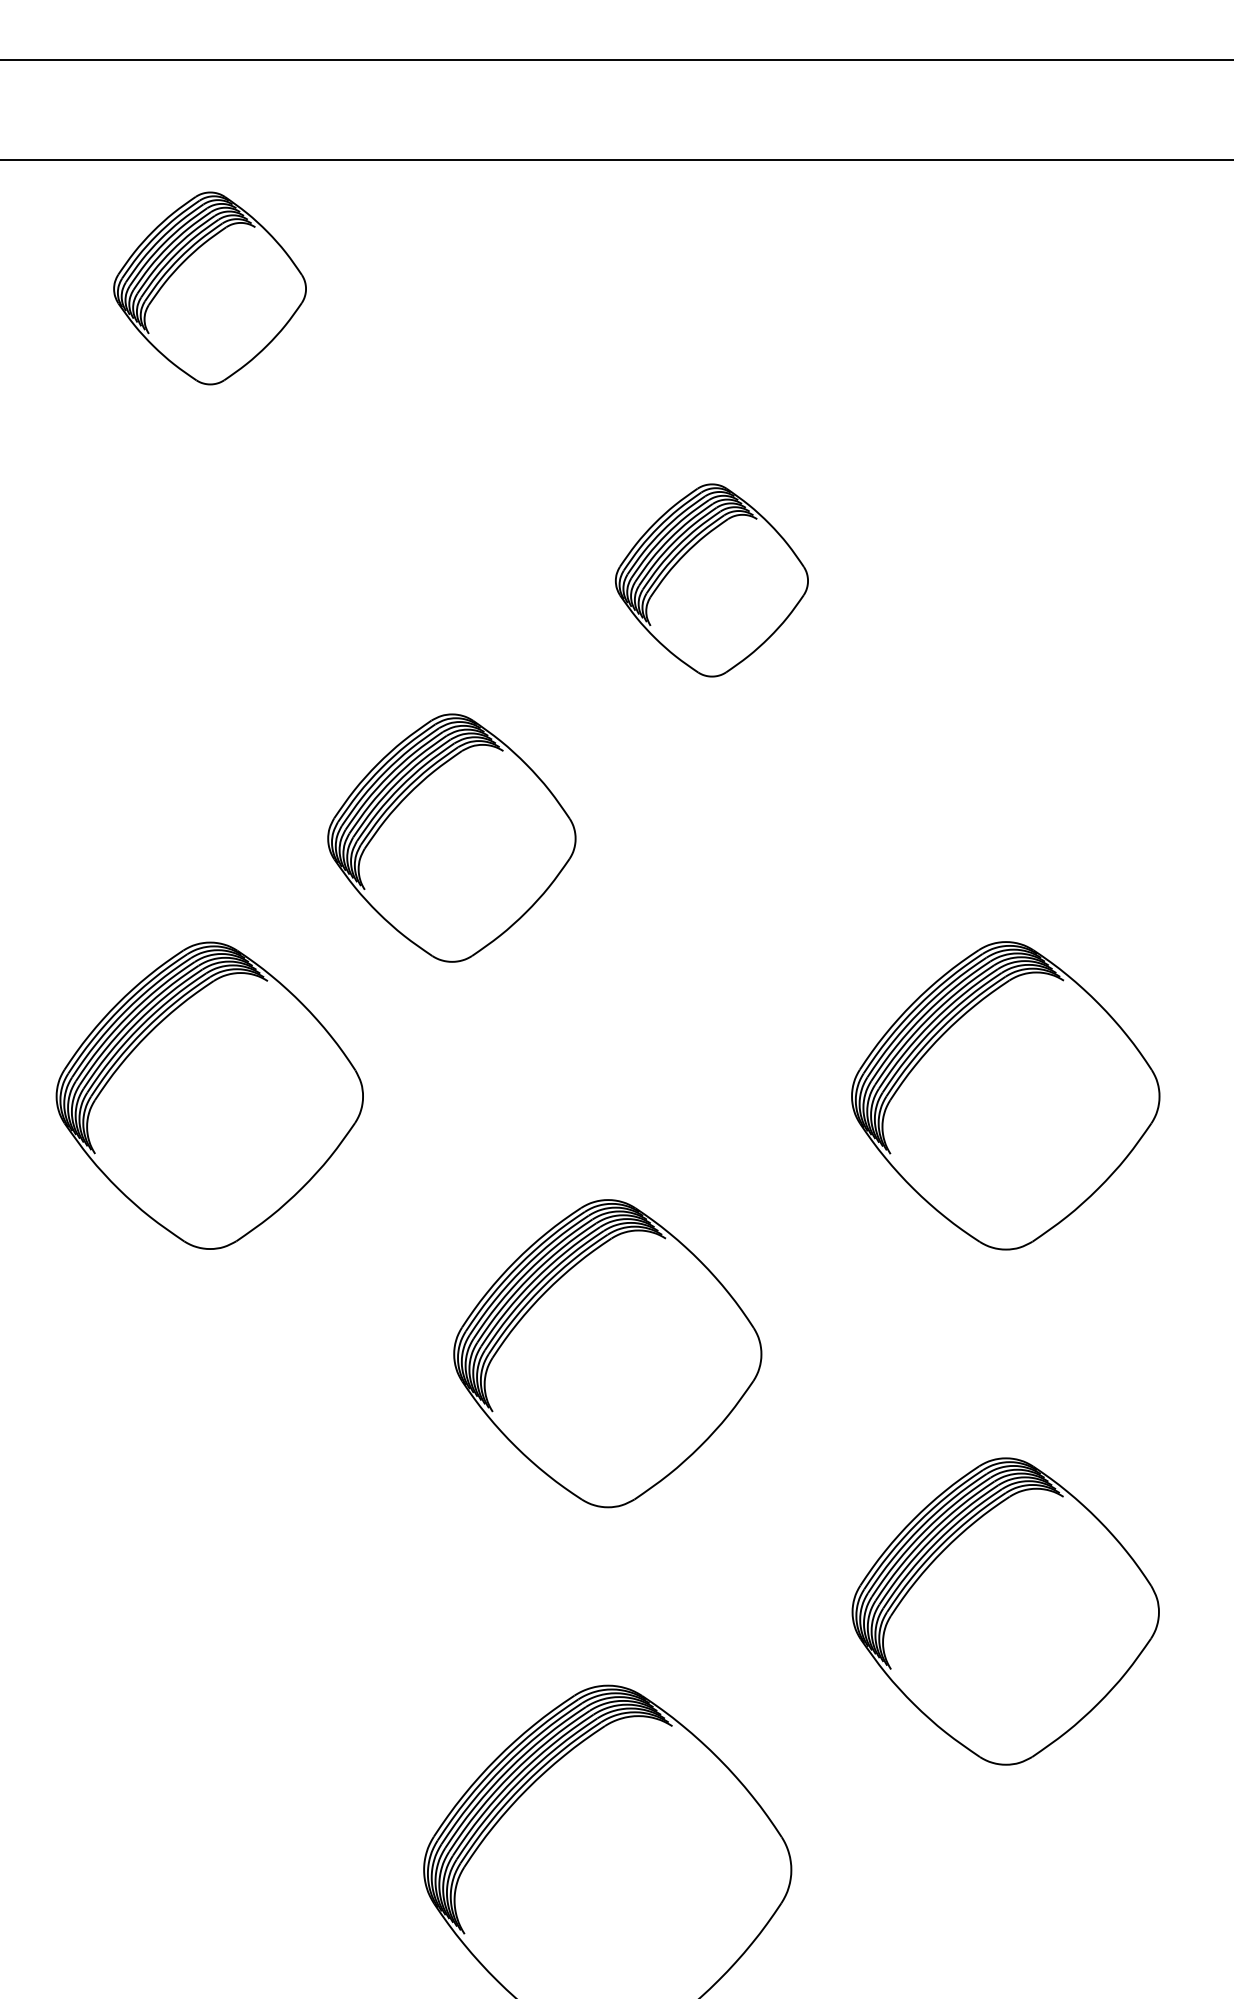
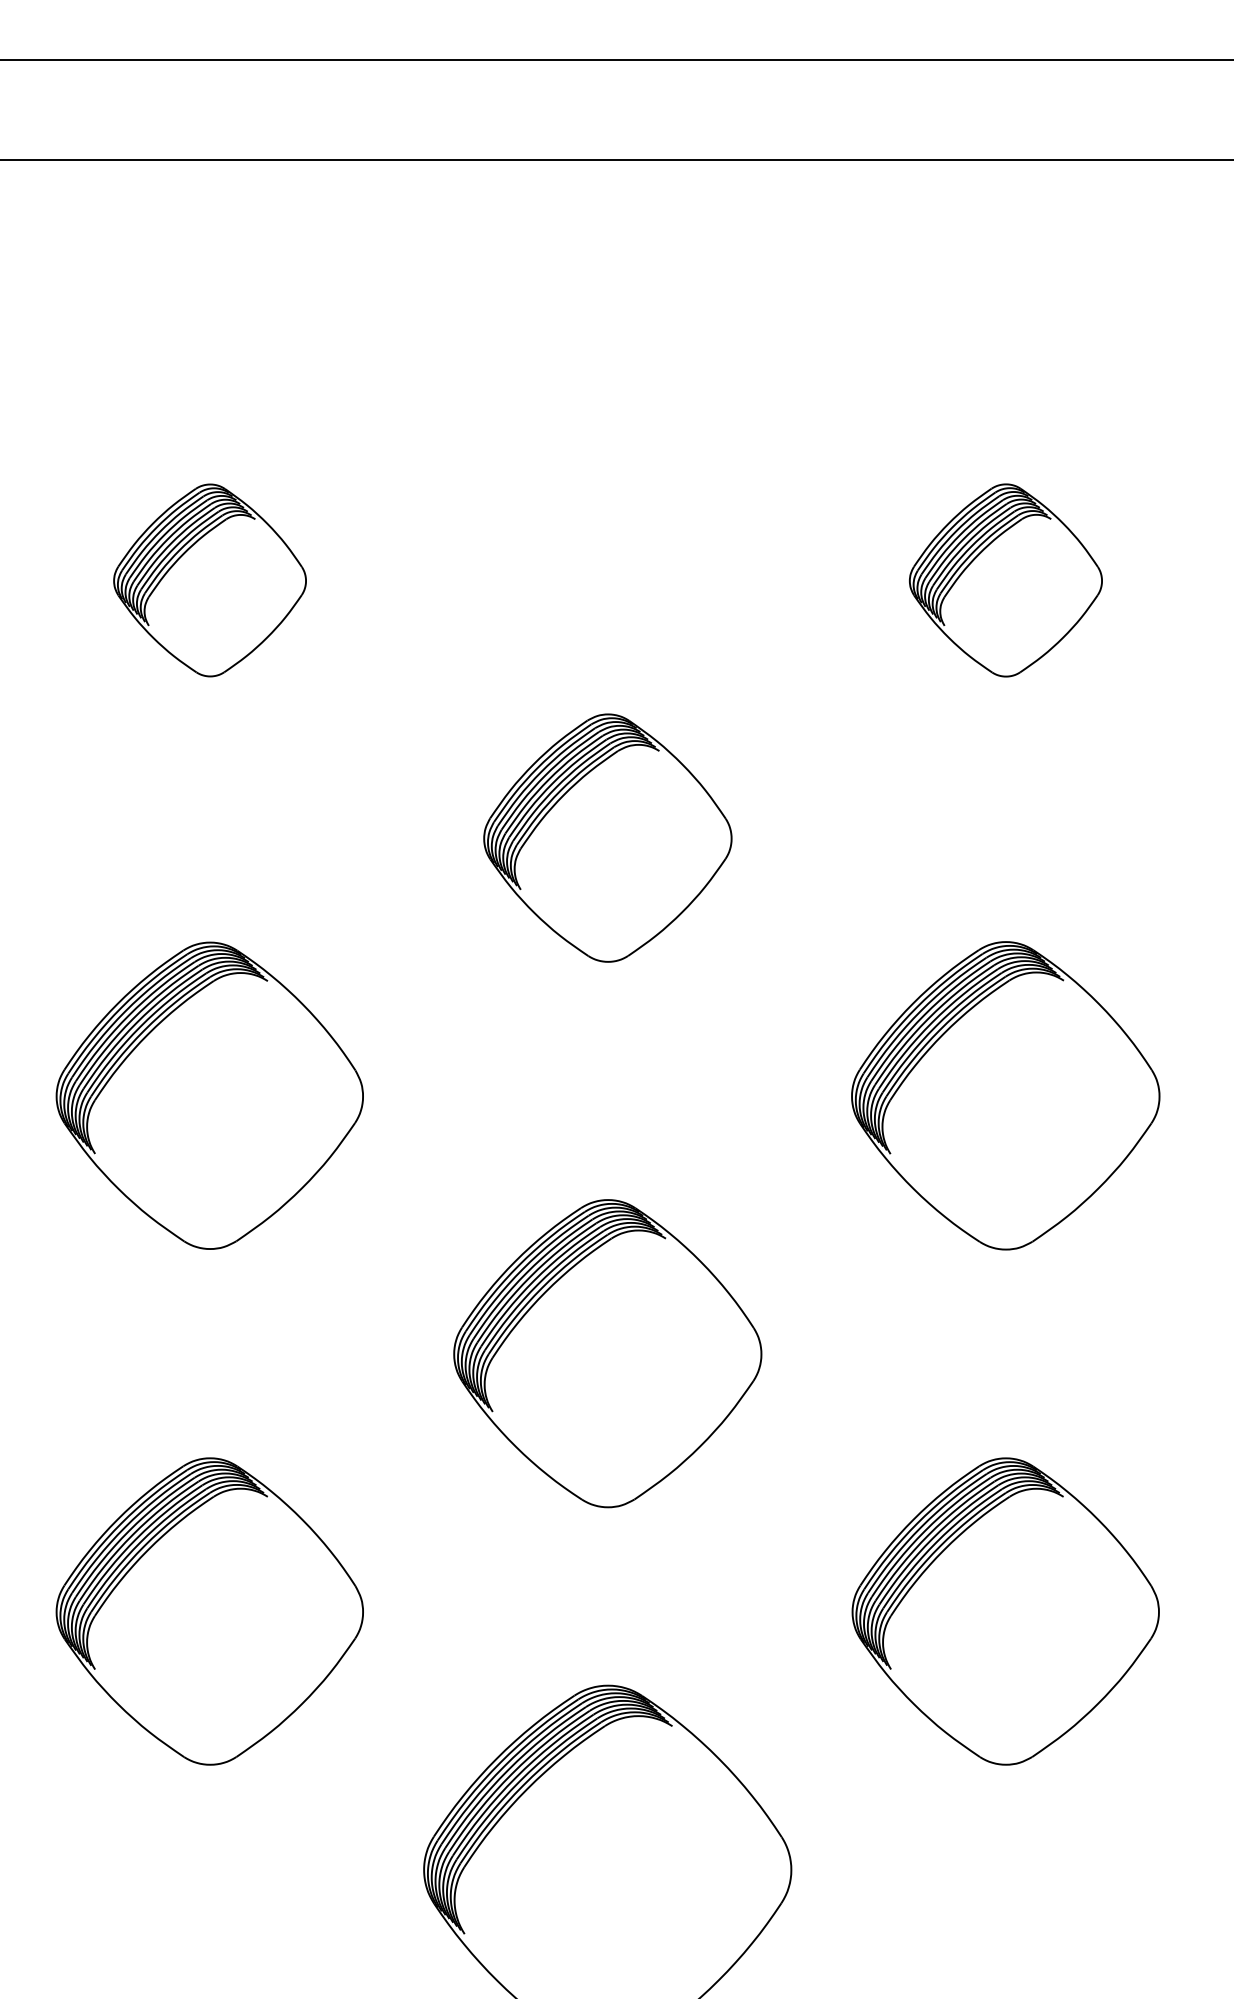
part position: (209, 288) -> (209, 580) (209, 580)
part position: (711, 580) -> (1005, 580) (1005, 580)
part position: (451, 837) -> (607, 837) (607, 837)
part: none -> present (209, 1611)
